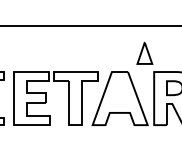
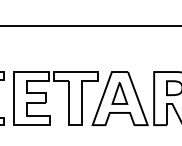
part position: (144, 52) -> (119, 92) (119, 92)
